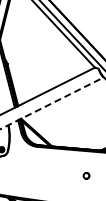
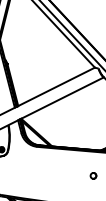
line: dashed -> solid (52, 103)
part position: (86, 175) -> (93, 175) (93, 175)
